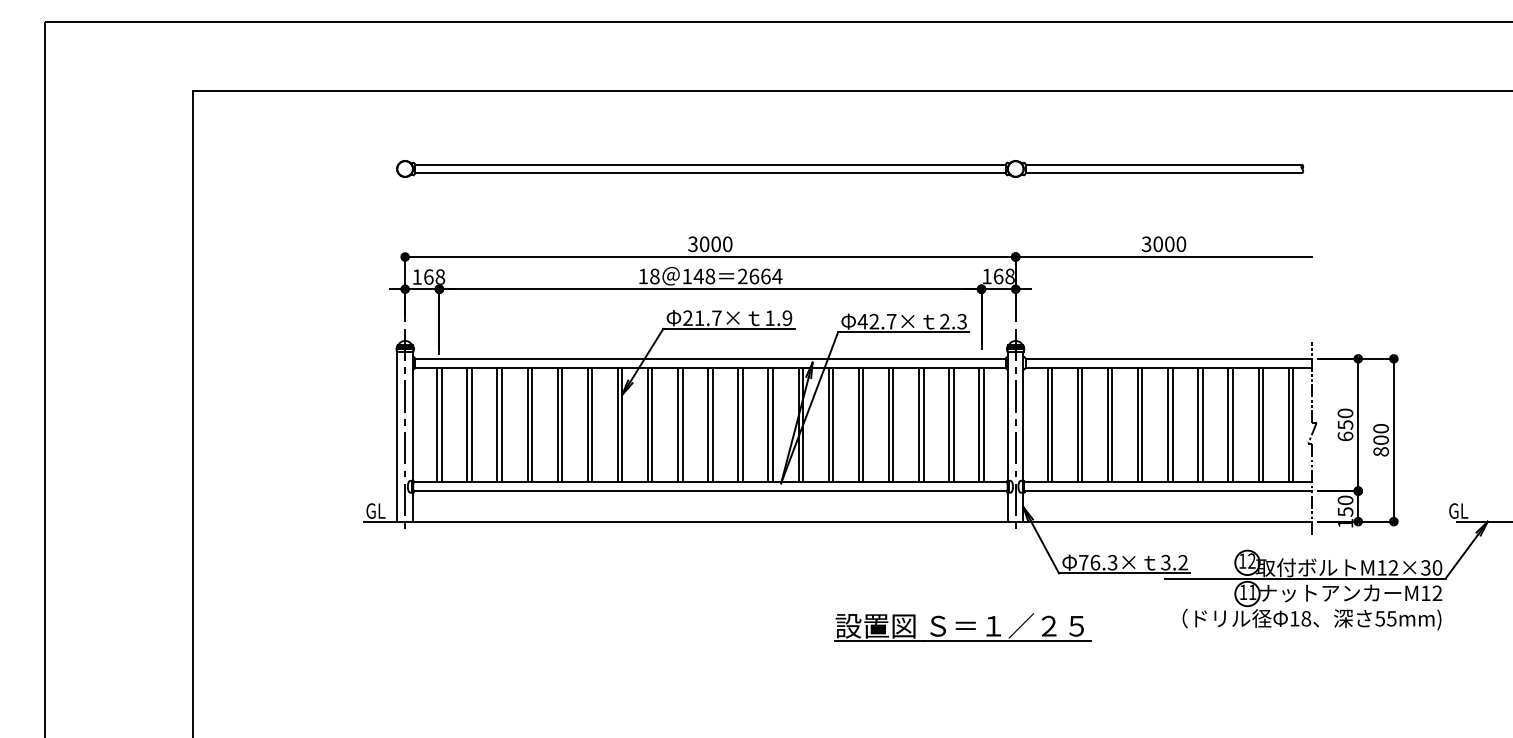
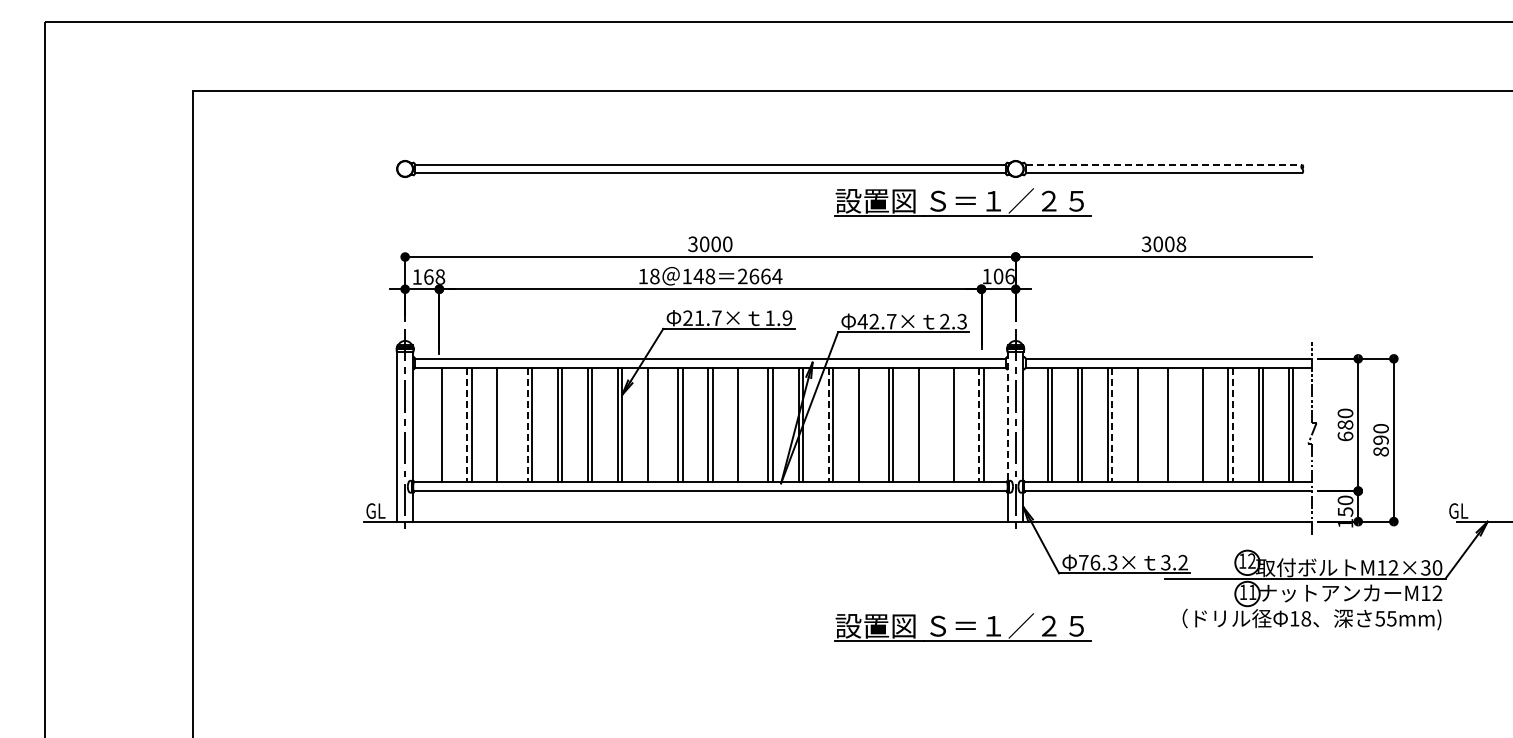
line: solid -> dashed (1164, 164)
part: none -> present (962, 202)
text: 3000 -> 3008 (1181, 244)
text: 168 -> 106 (1003, 276)
line: solid -> dashed (1007, 417)
line: present -> none (437, 424)
line: present -> none (501, 424)
line: present -> none (652, 424)
line: present -> none (742, 424)
line: present -> none (863, 424)
line: present -> none (923, 424)
line: present -> none (949, 424)
line: present -> none (1142, 424)
line: present -> none (1172, 424)
line: present -> none (1198, 424)
text: 650 -> 680 (1345, 424)
line: solid -> dashed (467, 425)
line: solid -> dashed (527, 425)
line: solid -> dashed (828, 425)
line: solid -> dashed (979, 425)
line: solid -> dashed (1112, 425)
line: solid -> dashed (1232, 425)
text: 800 -> 890 (1380, 439)
